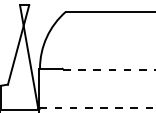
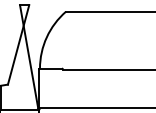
line: dashed -> solid (109, 69)
line: dashed -> solid (97, 108)
